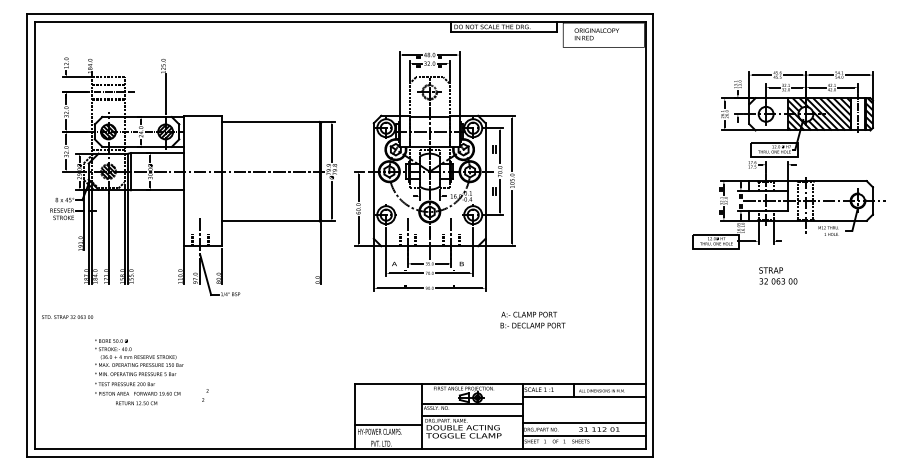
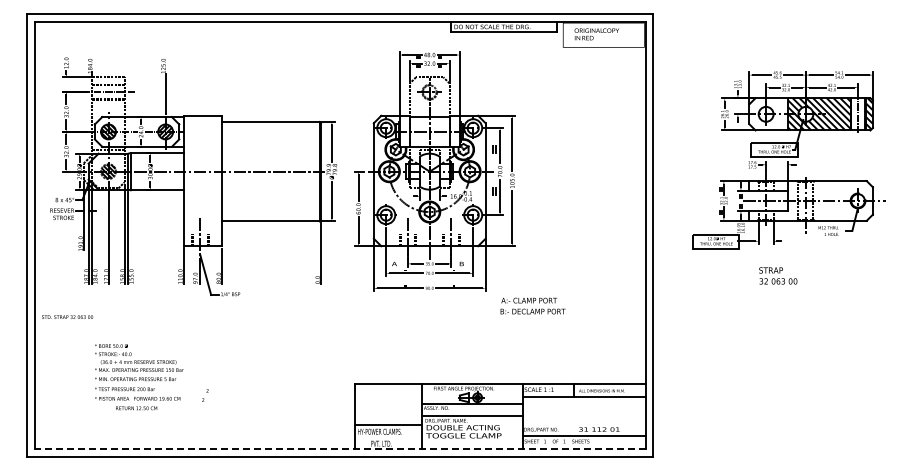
text position: (532, 319) -> (532, 305) (532, 305)
text position: (139, 372) -> (139, 377) (139, 377)
line: present -> none (584, 423)
line: solid -> dashed (340, 449)
